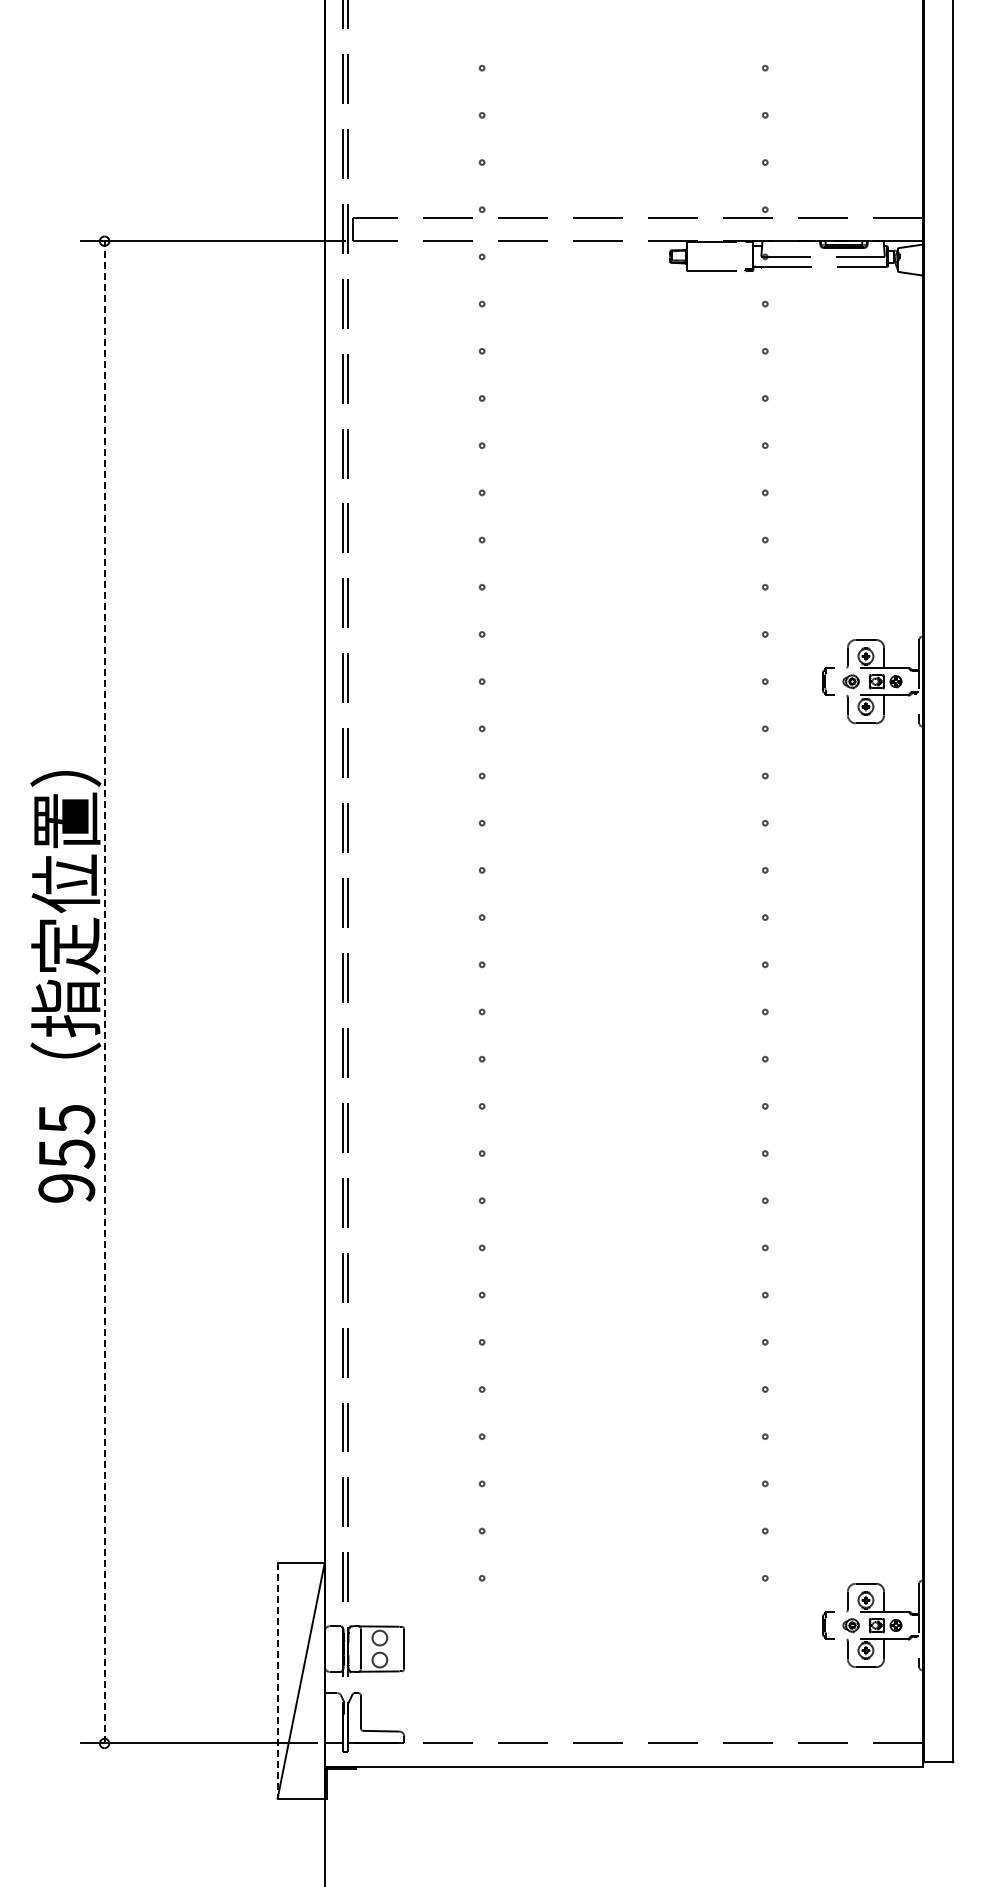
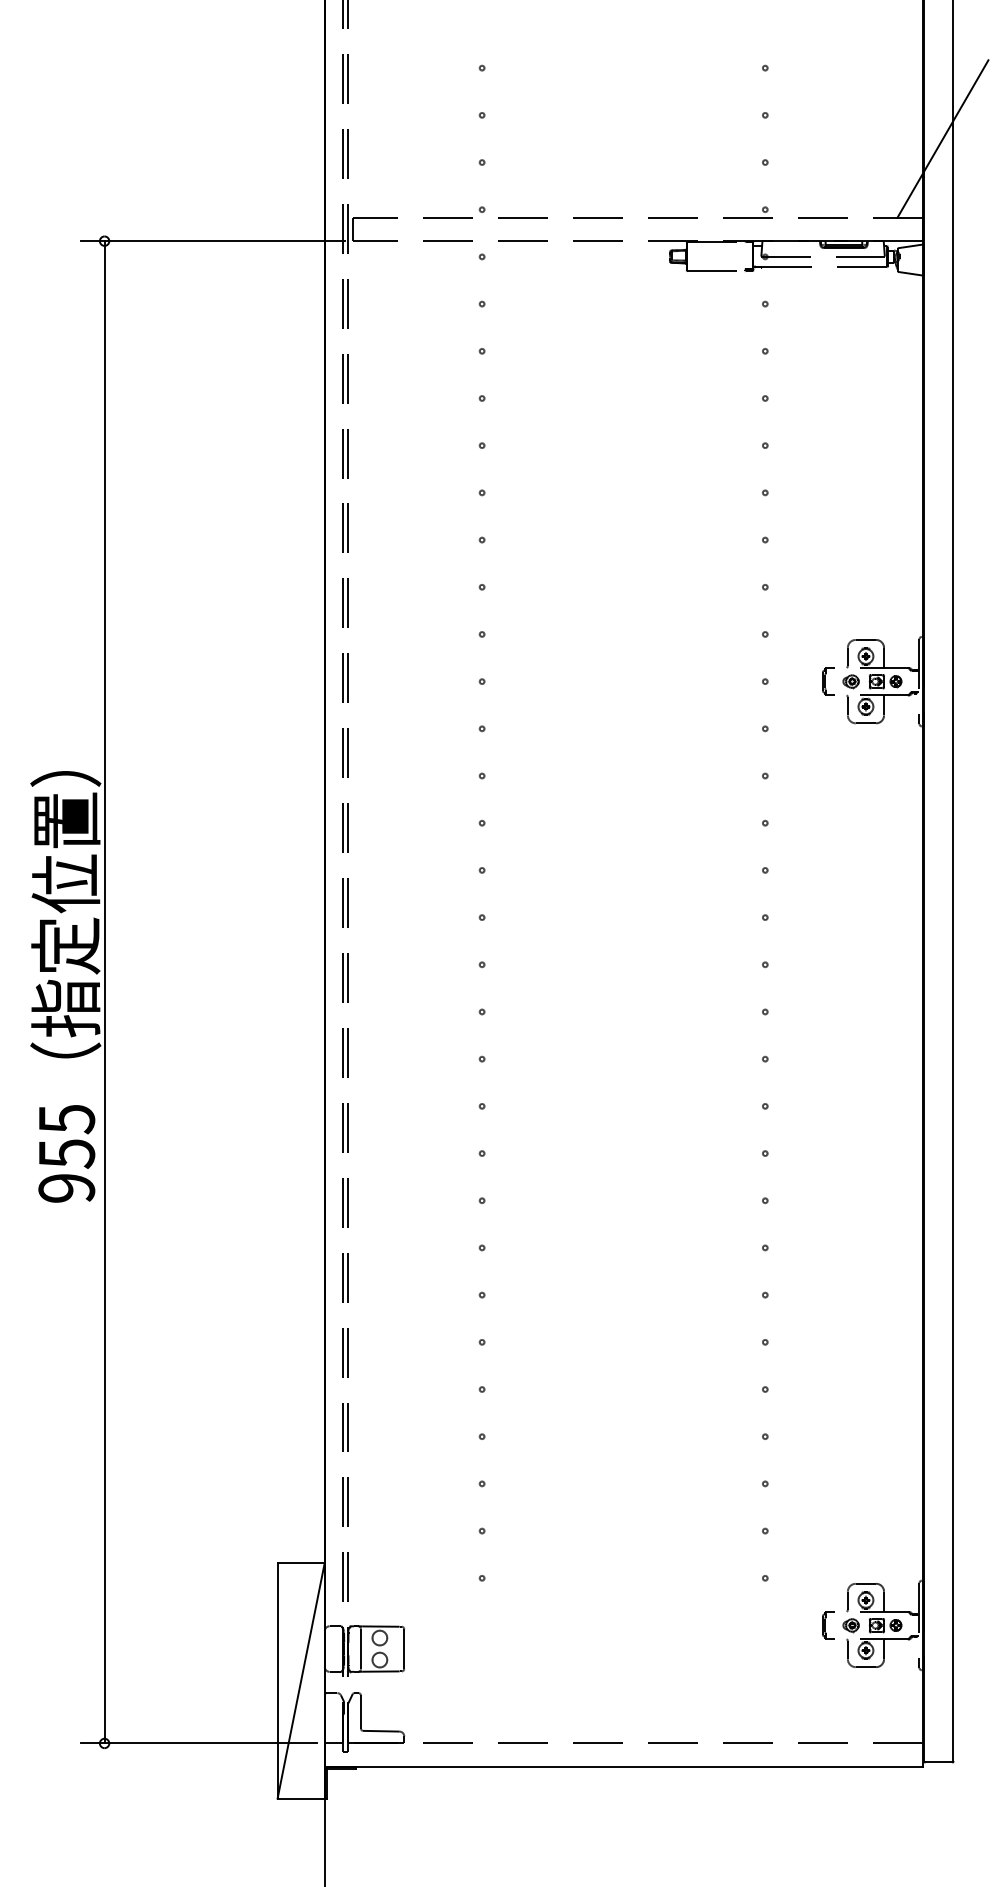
line: none -> present (942, 138)
line: dashed -> solid (104, 991)
line: dashed -> solid (277, 1680)
